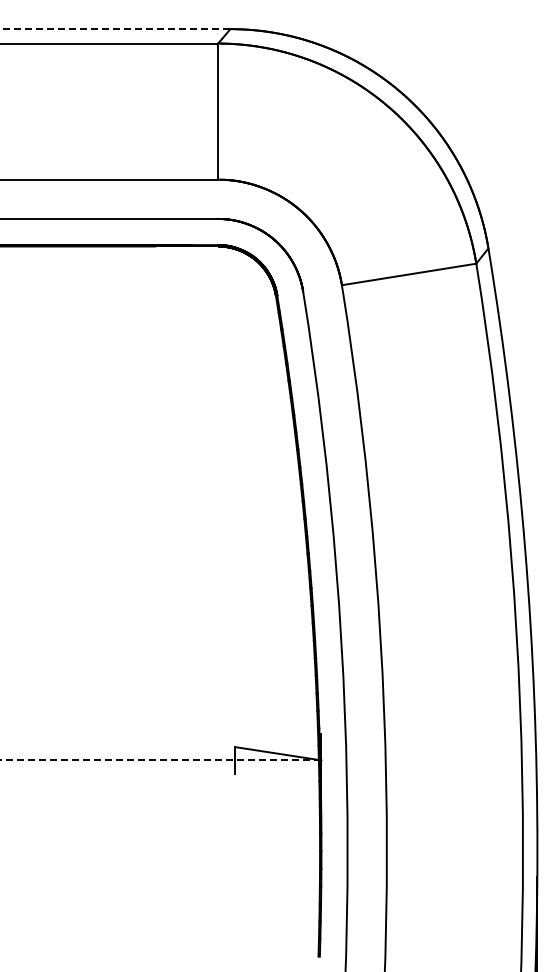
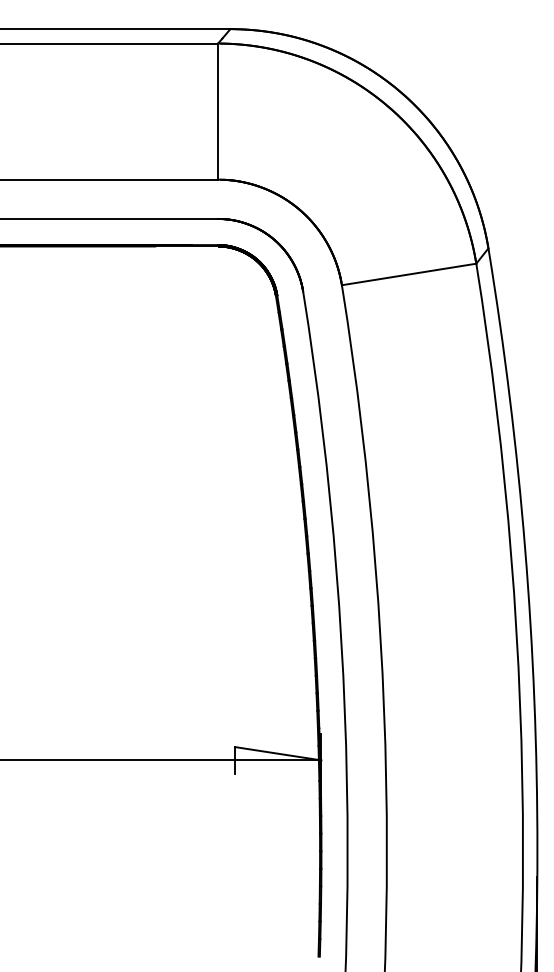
line: dashed -> solid (115, 29)
line: dashed -> solid (160, 760)
